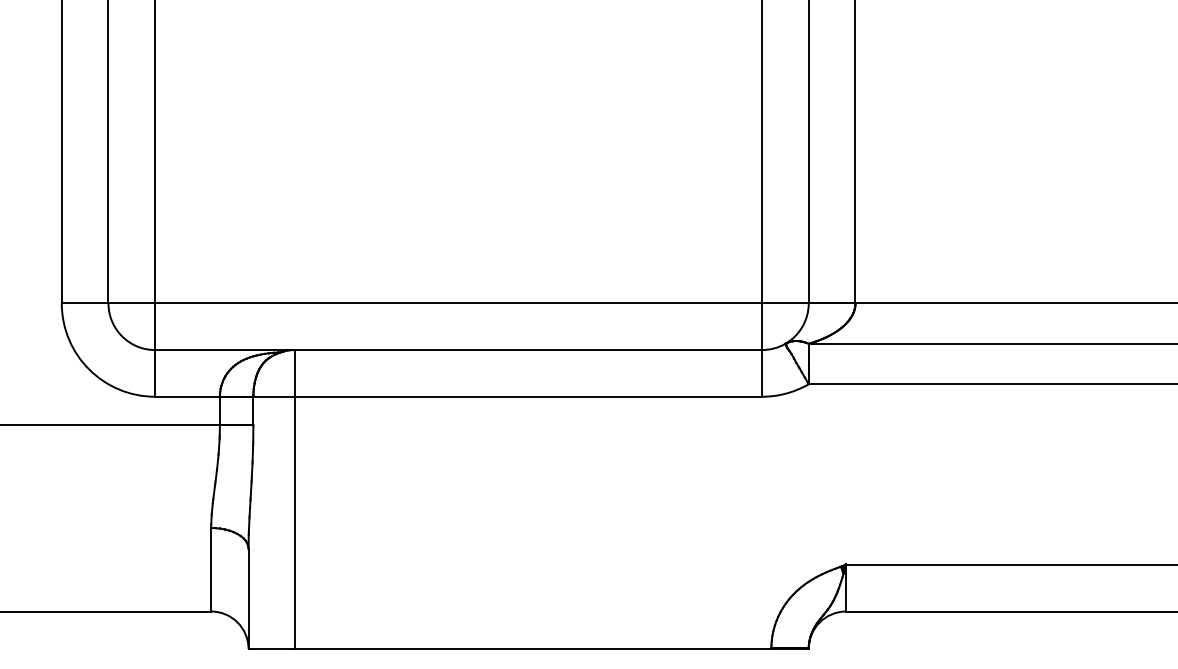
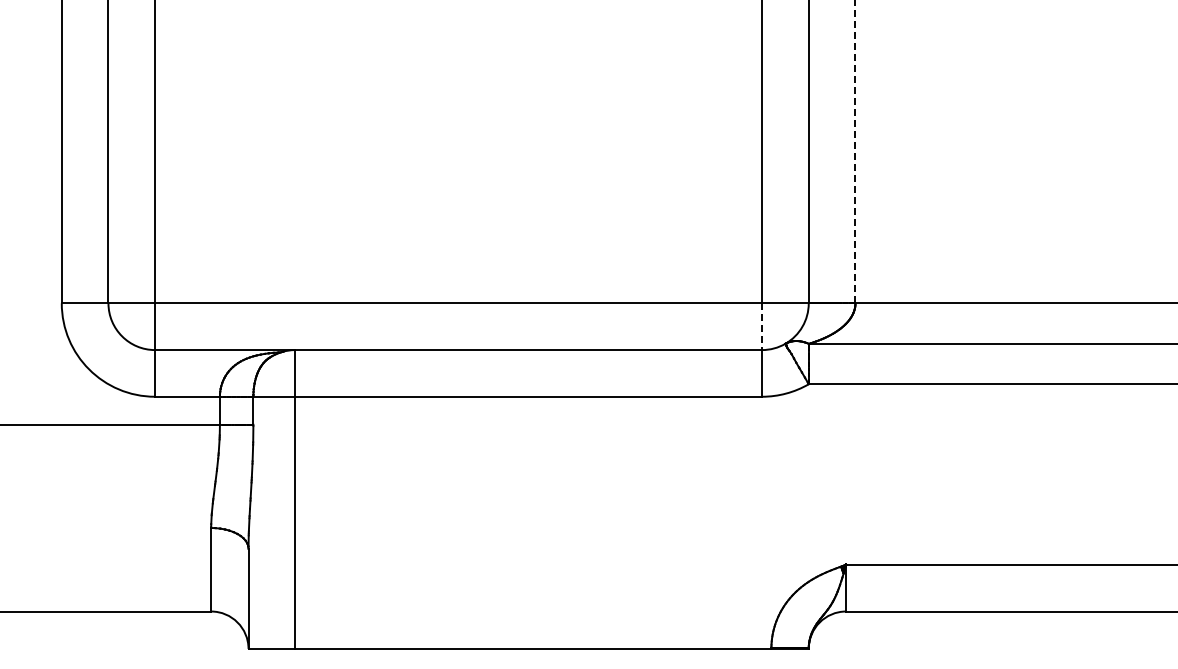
line: solid -> dashed (855, 152)
line: solid -> dashed (762, 327)
